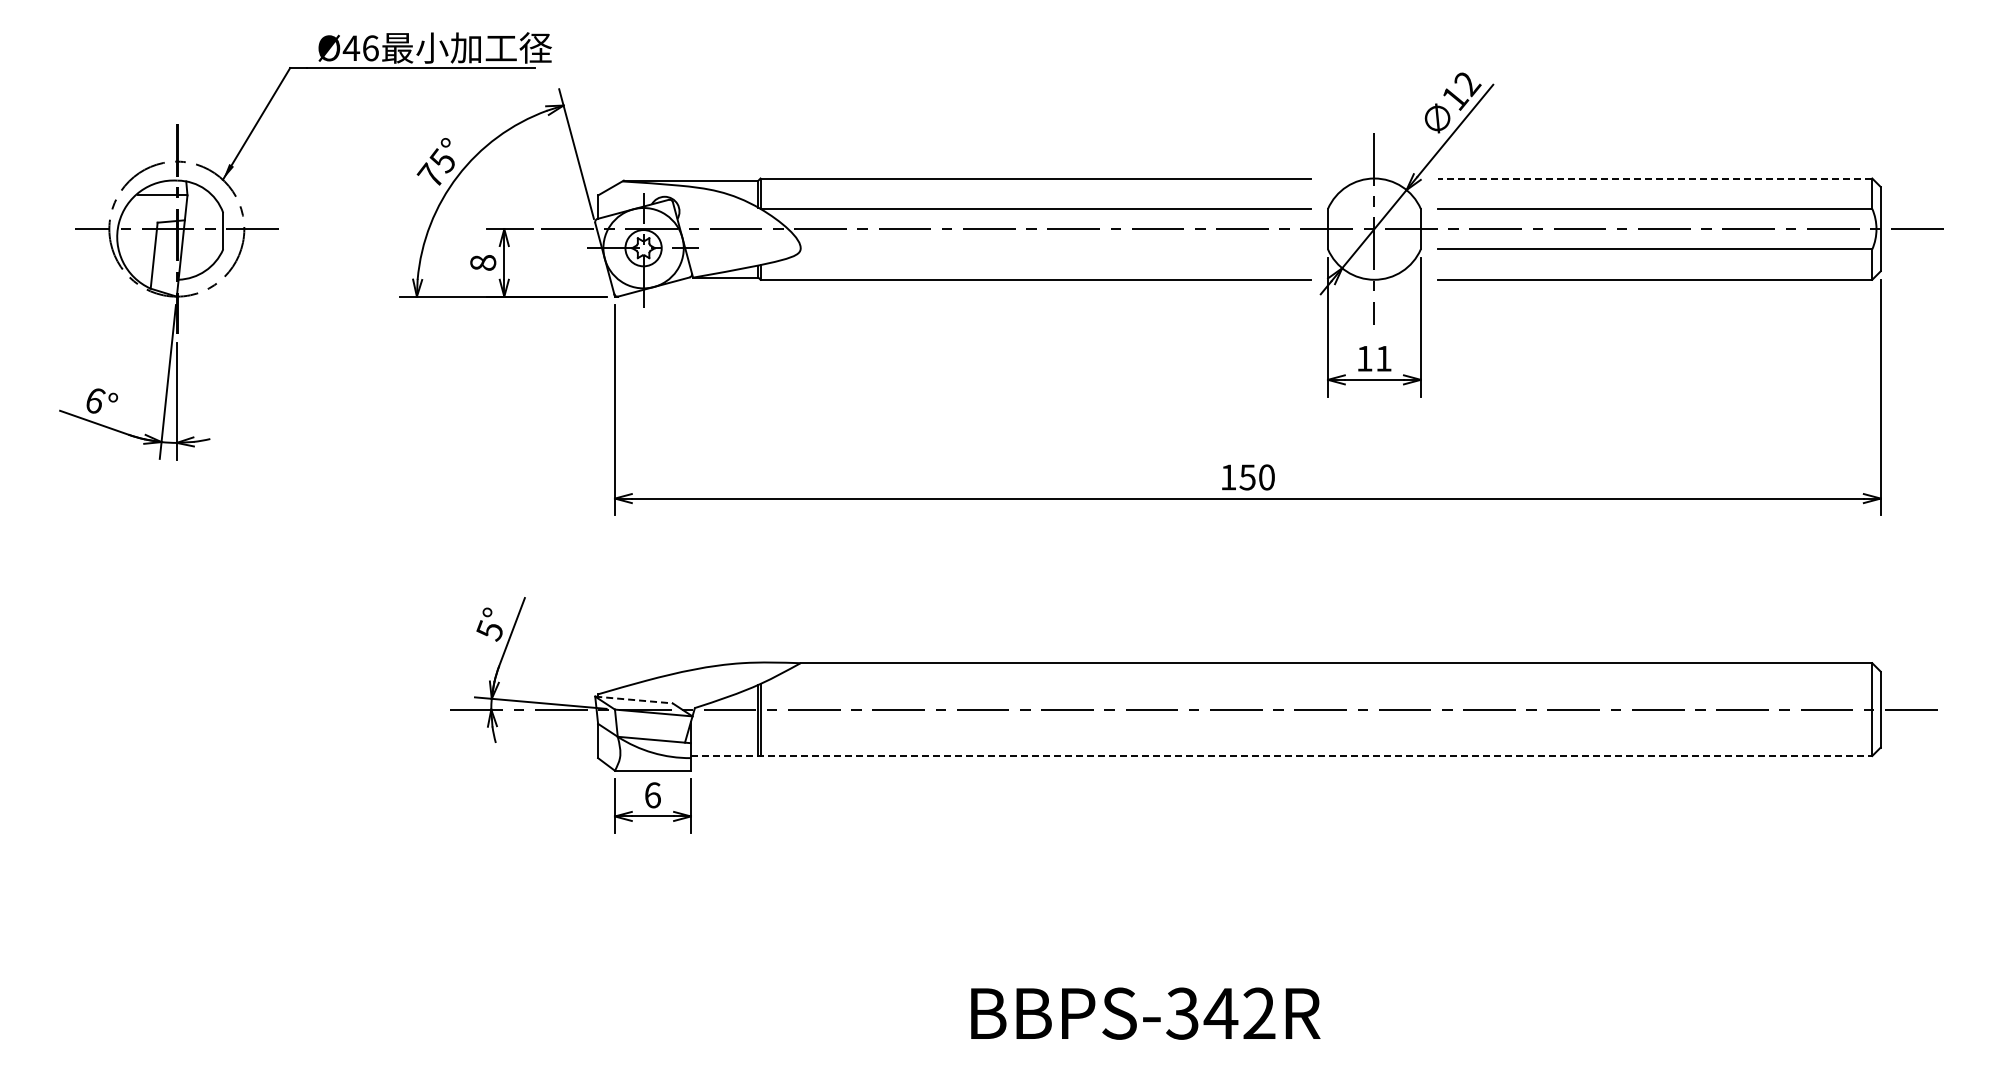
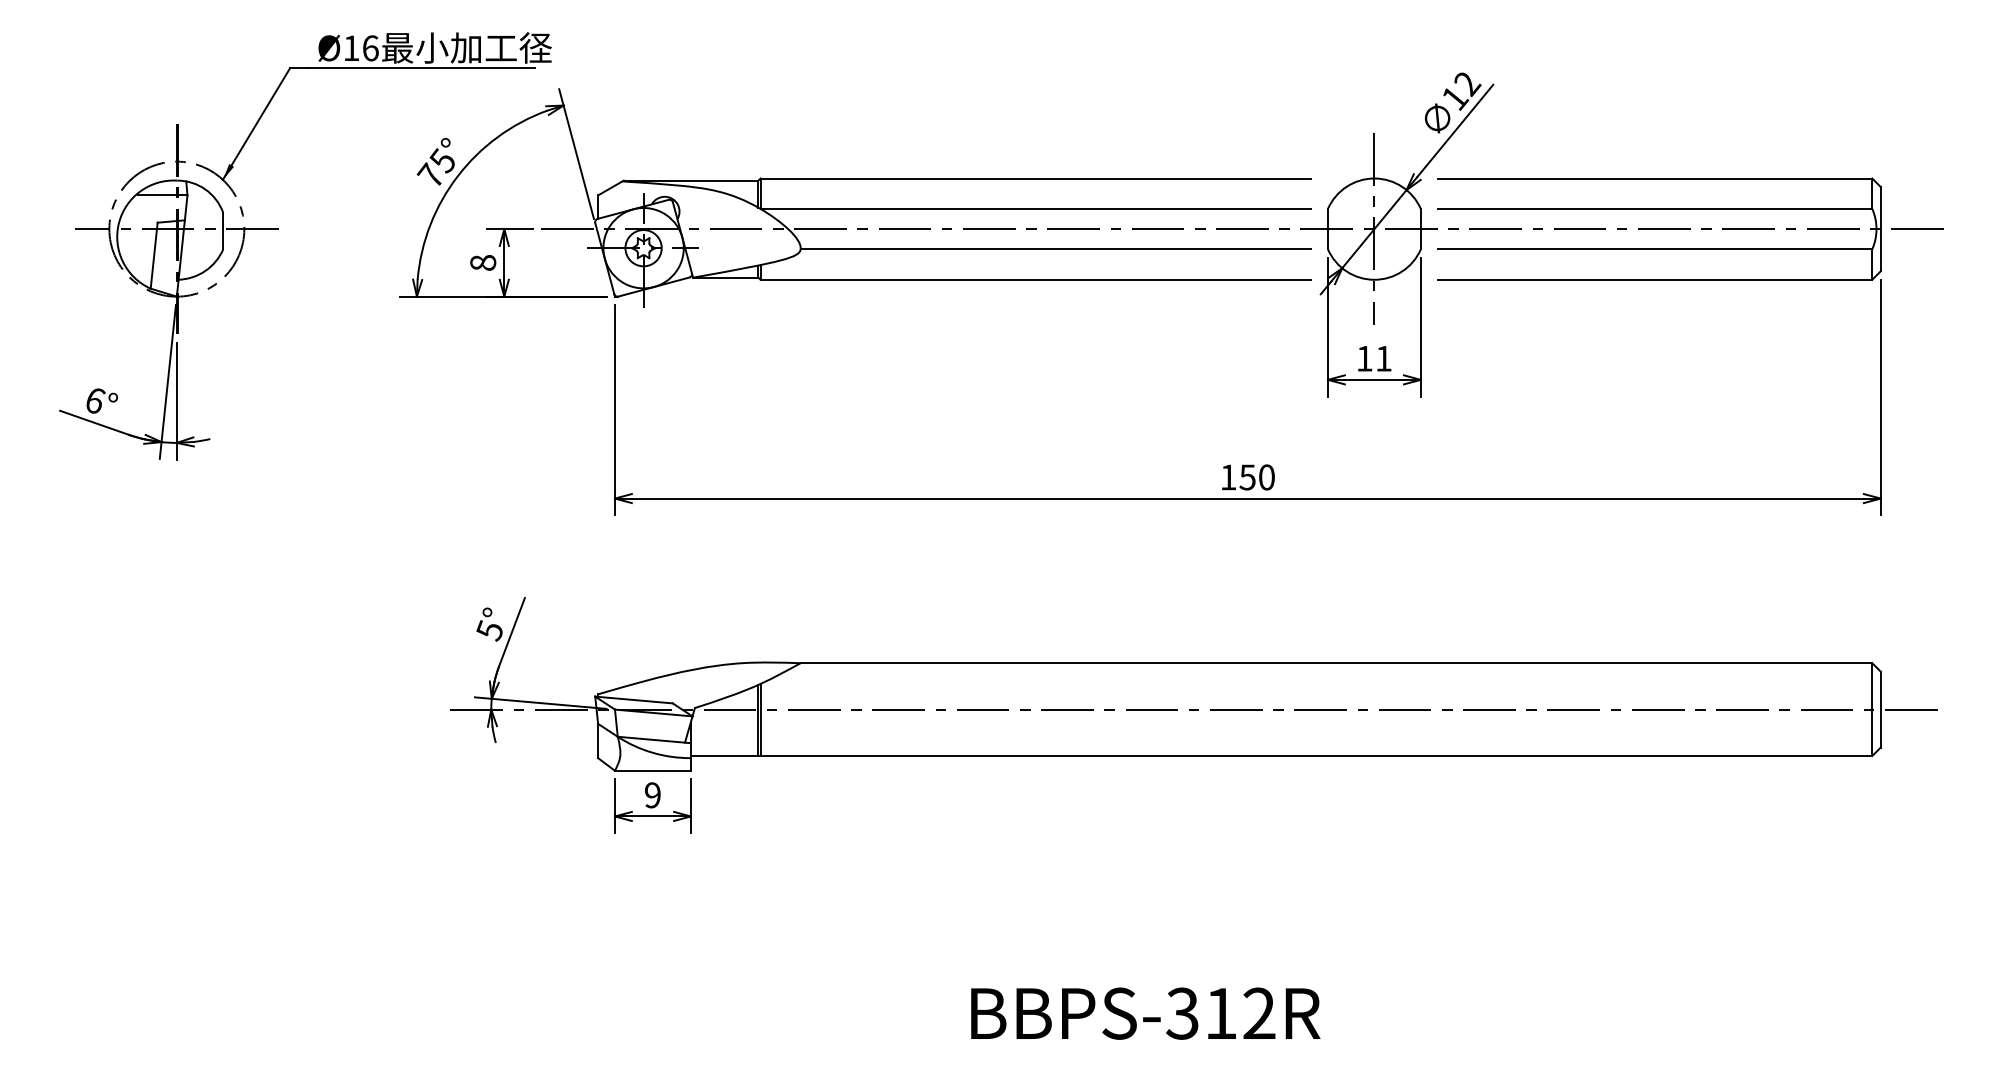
text: Ø46 -> Ø16 (351, 47)
line: dashed -> solid (1654, 178)
line: none -> present (1055, 249)
line: dashed -> solid (634, 700)
line: dashed -> solid (1281, 756)
text: 6 -> 9 (652, 795)
text: BBPS-342R -> BBPS-312R (1220, 1013)
